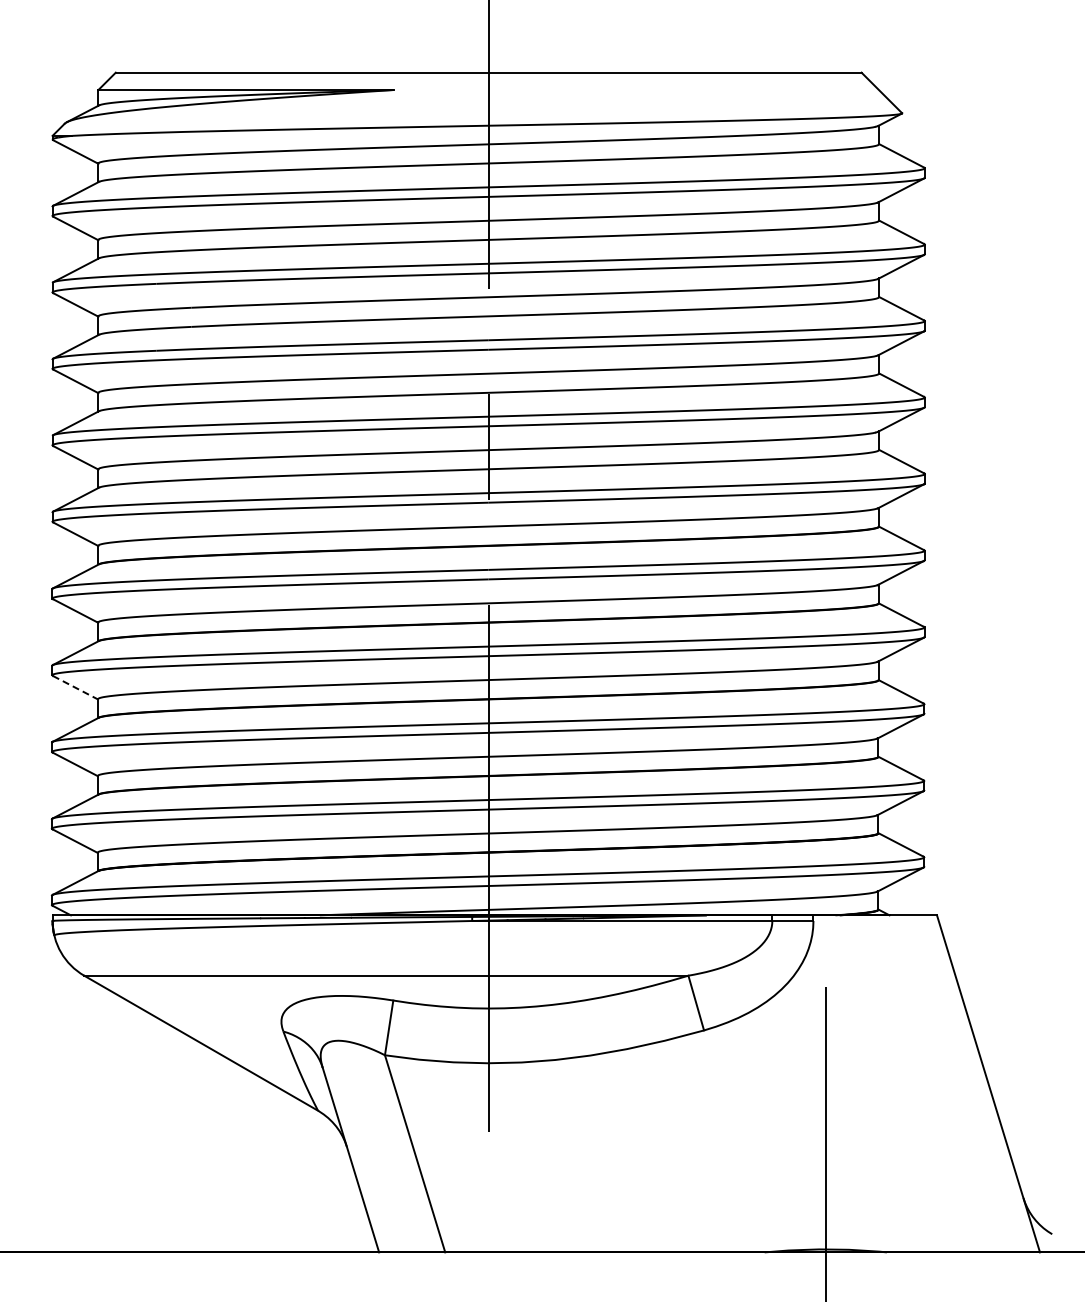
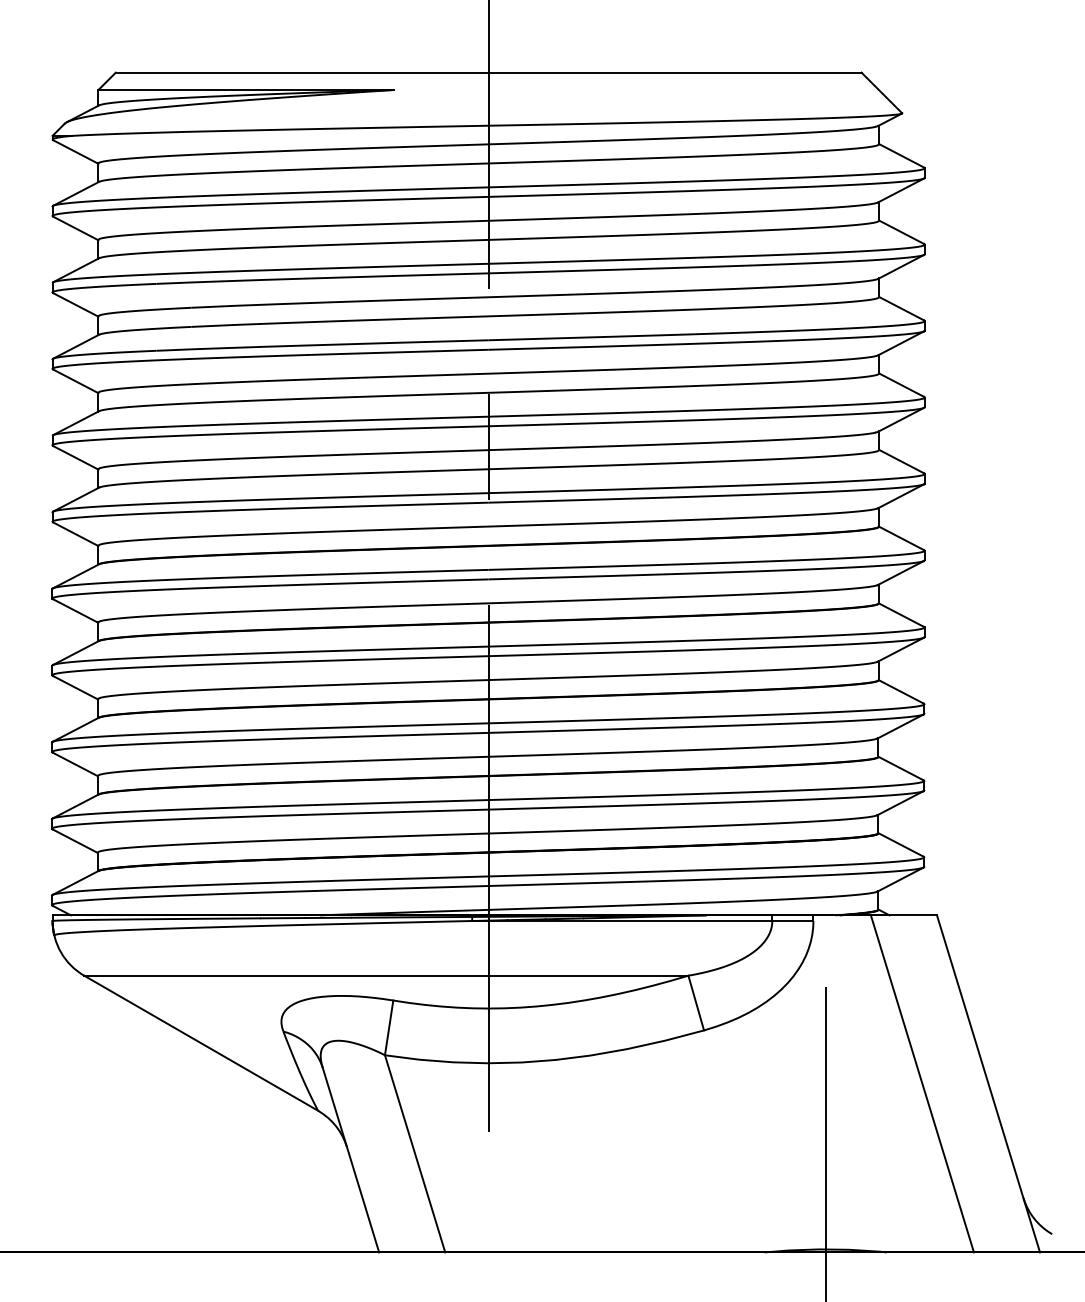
line: dashed -> solid (75, 687)
line: none -> present (921, 1083)
